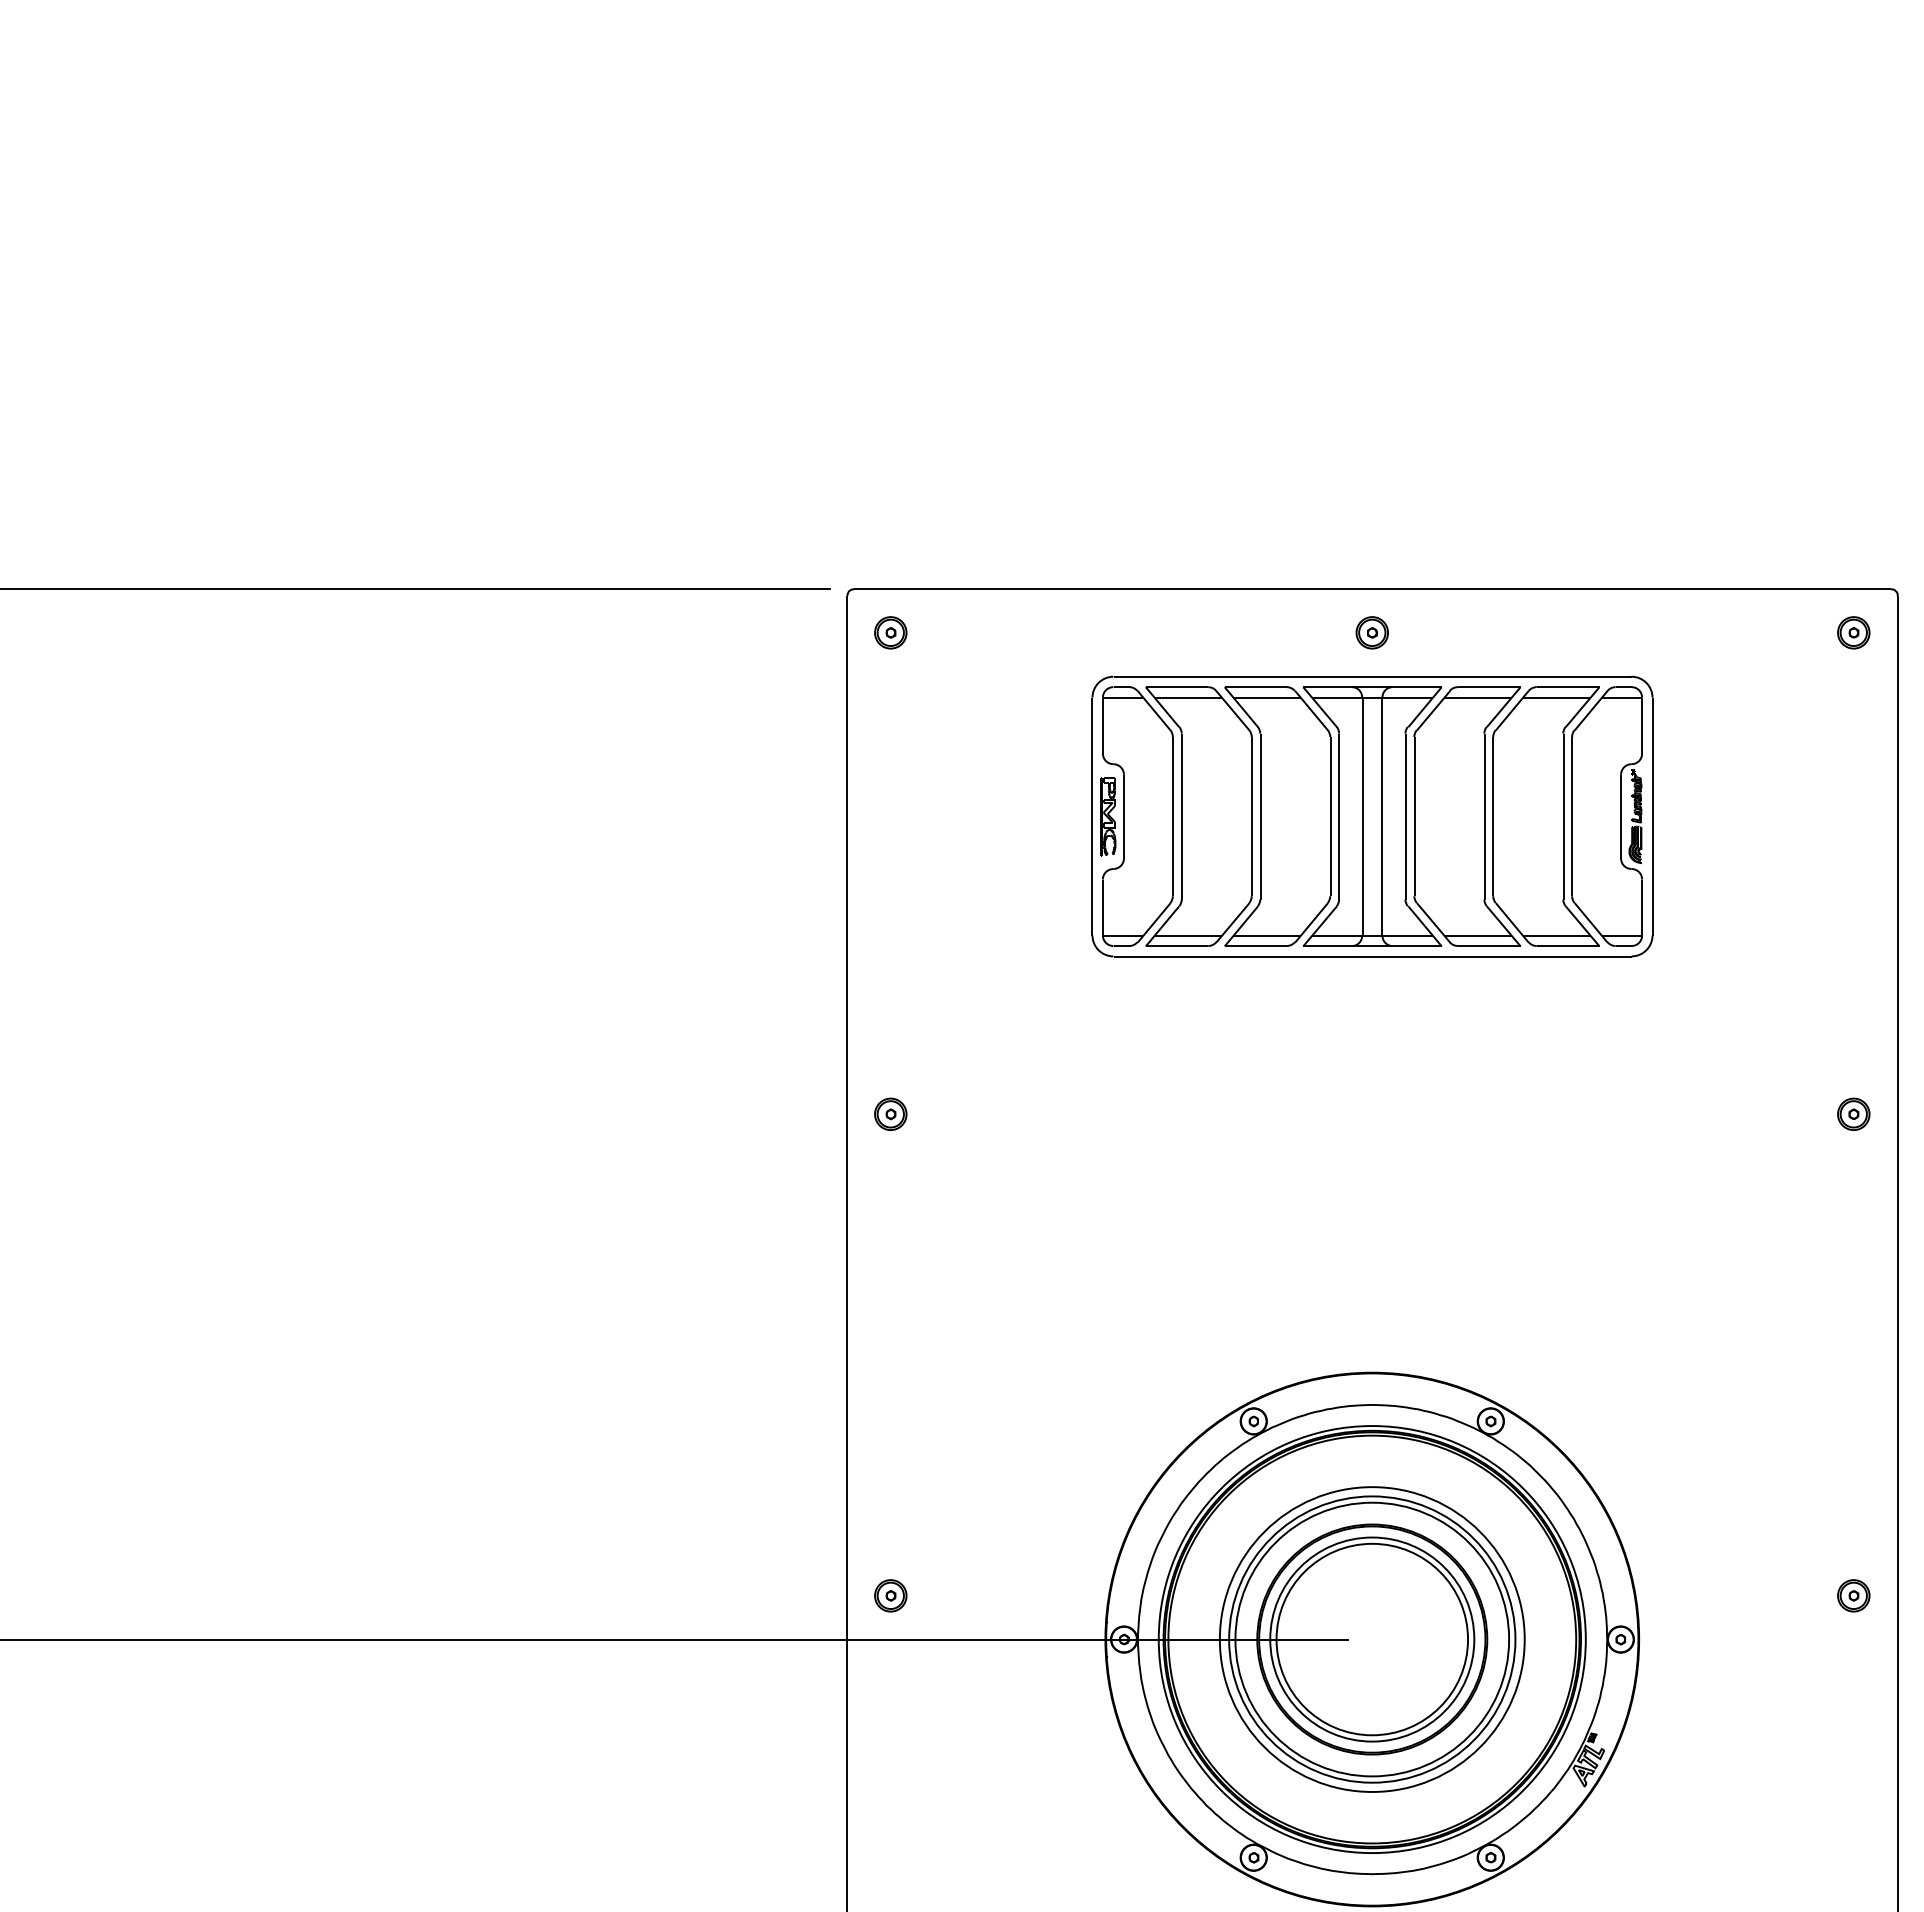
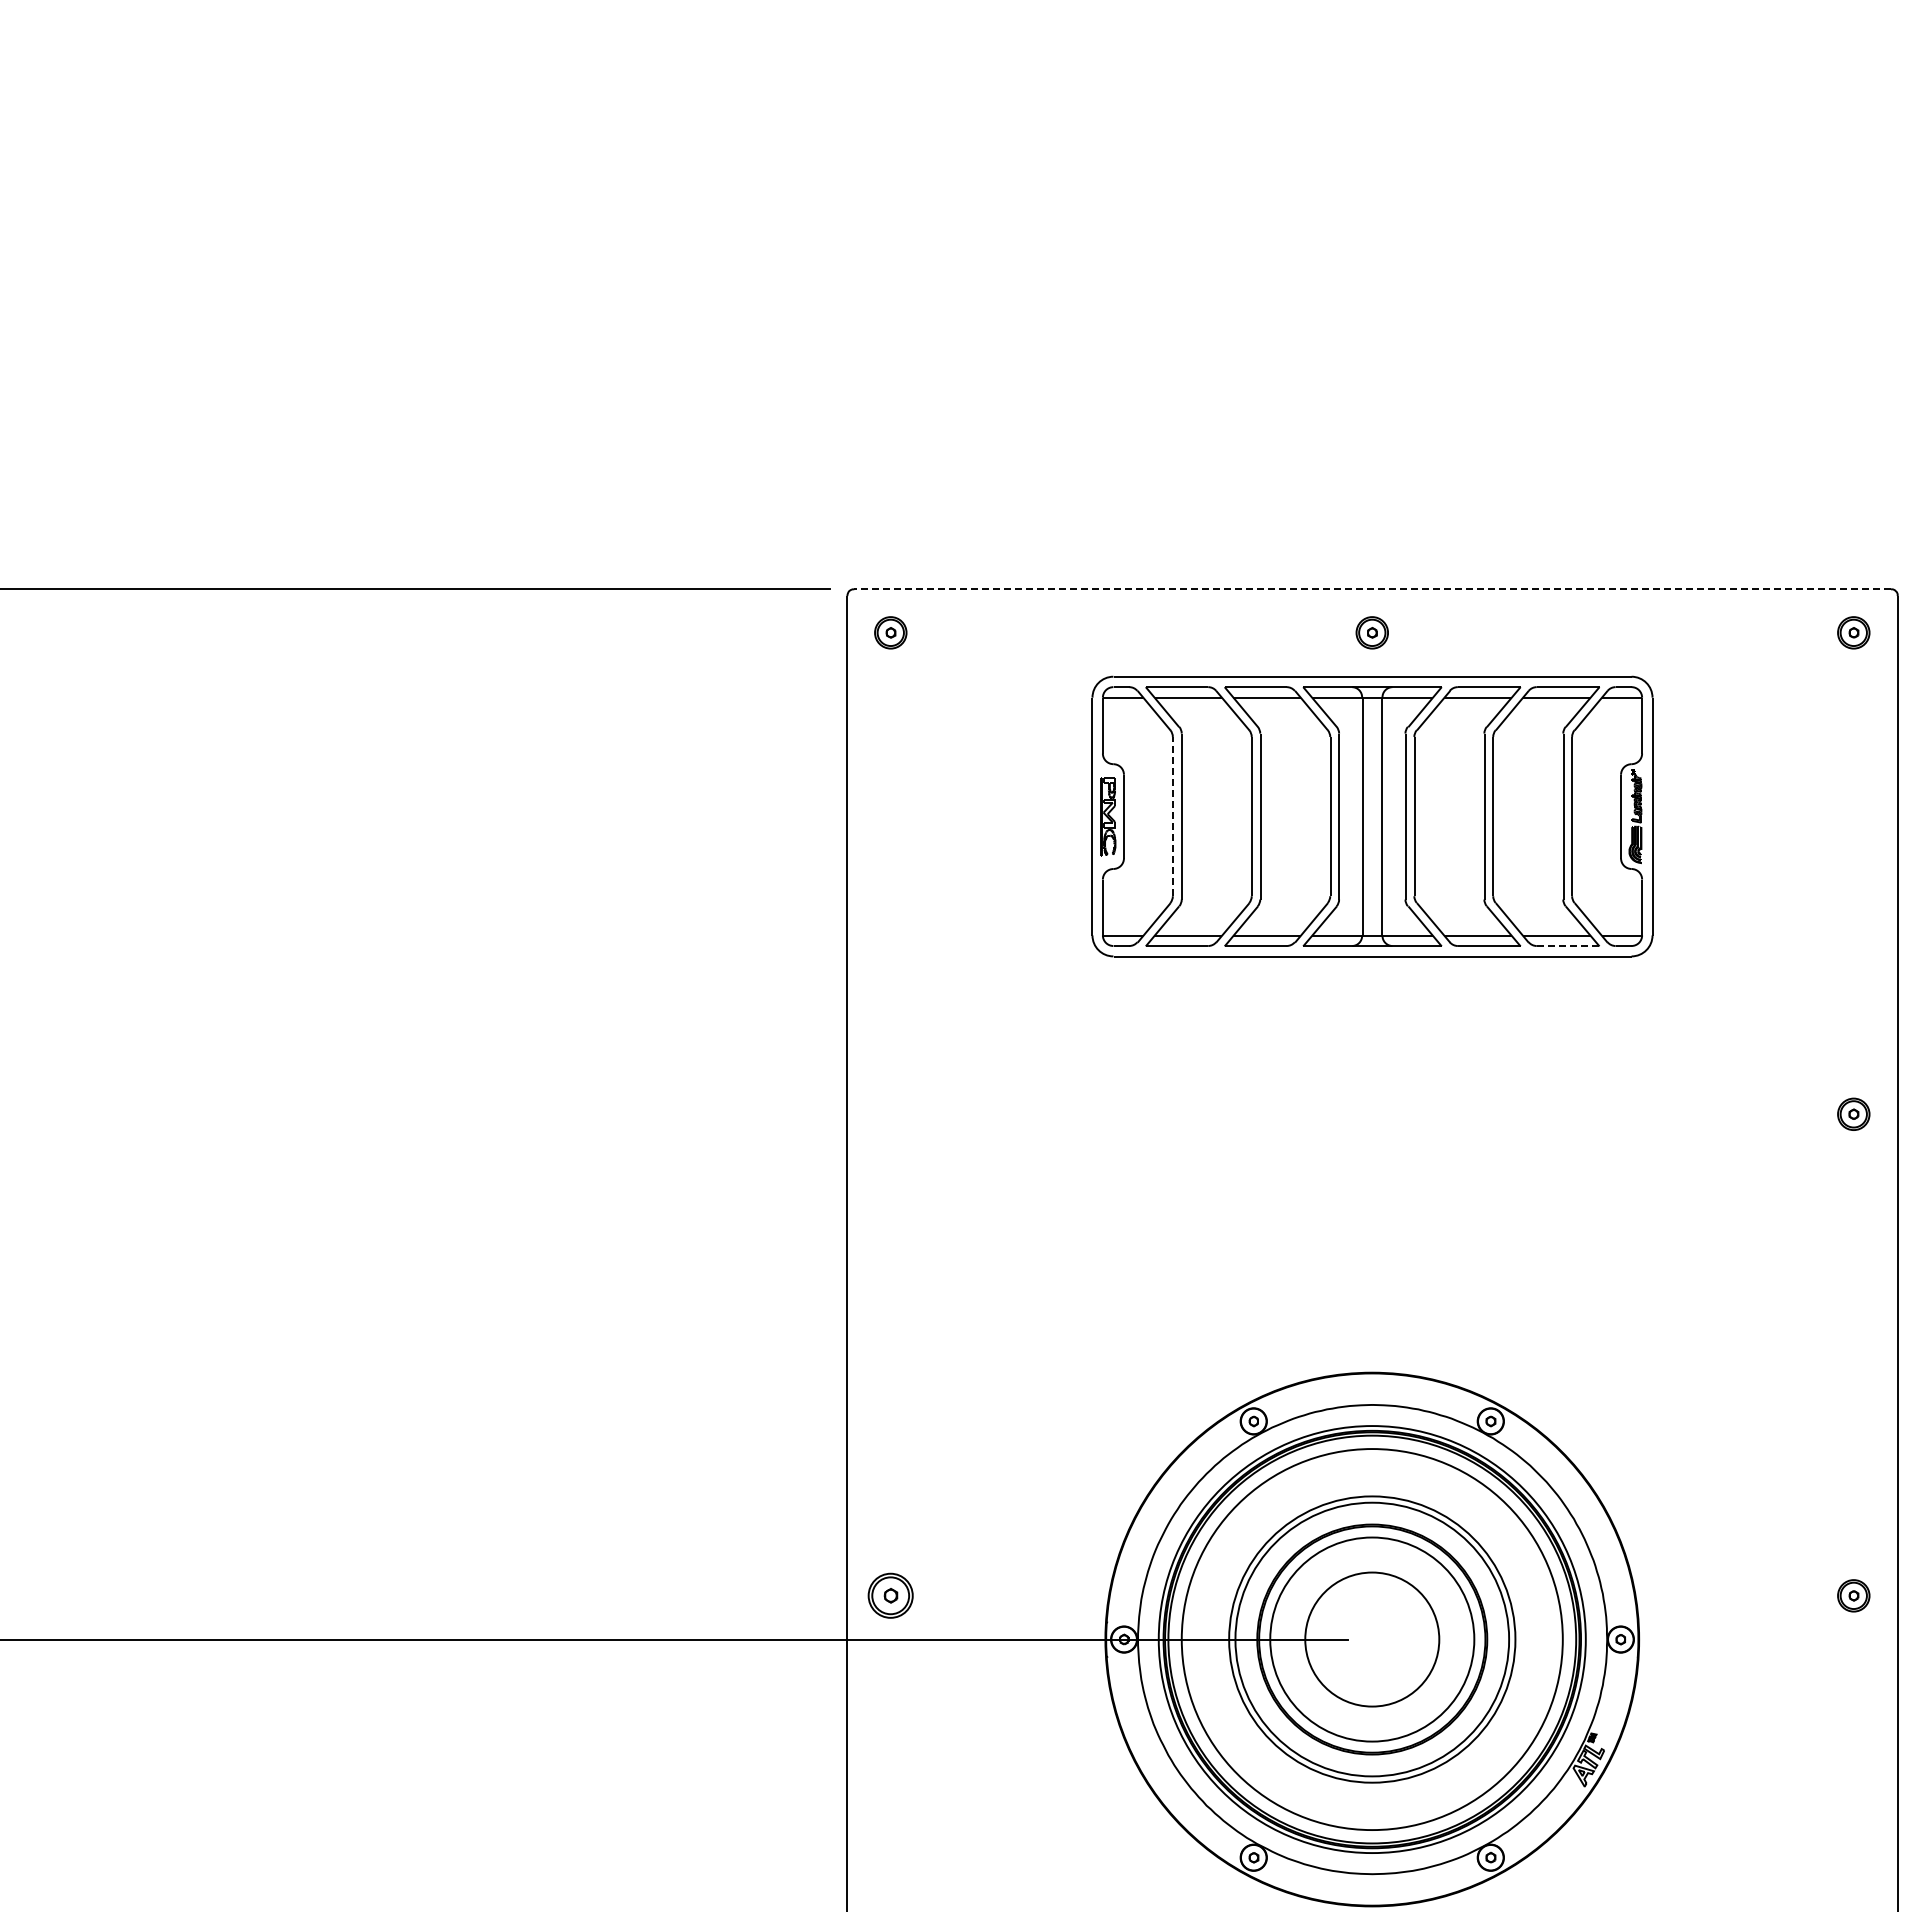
line: solid -> dashed (1371, 589)
line: solid -> dashed (1172, 816)
line: solid -> dashed (1568, 946)
part: present -> none (890, 1113)
part size: 34x34 px -> 47x47 px (890, 1595)
circle diameter: 305 px -> 381 px (1371, 1639)
circle diameter: 191 px -> 134 px (1372, 1639)
